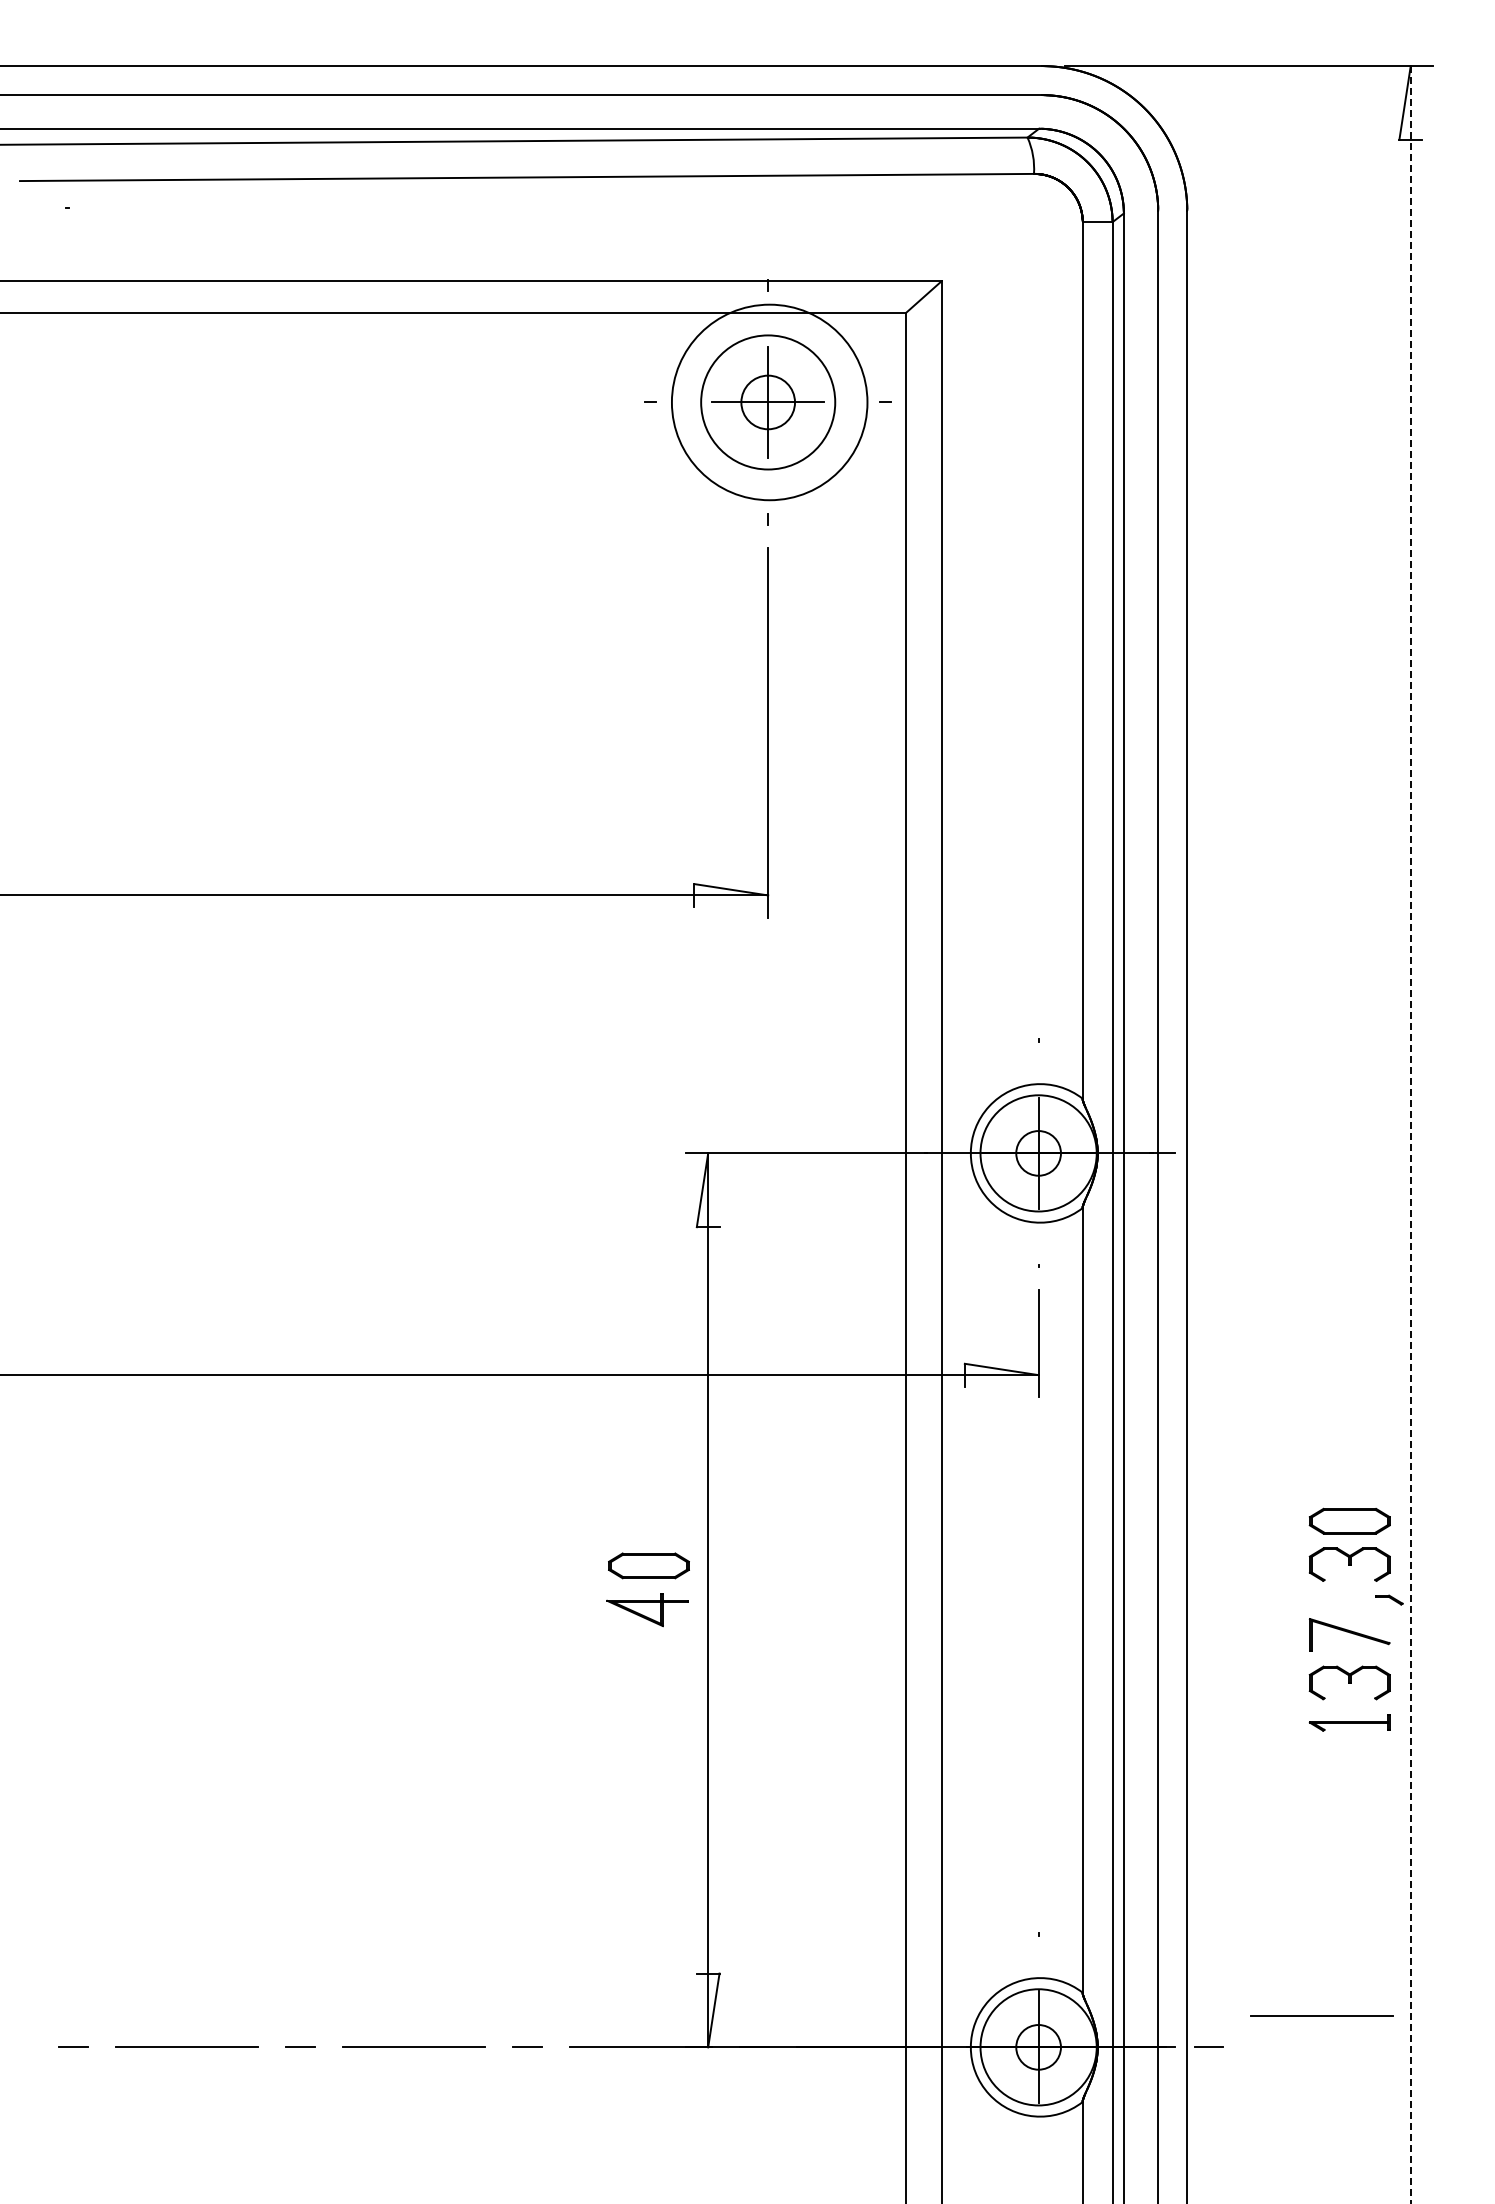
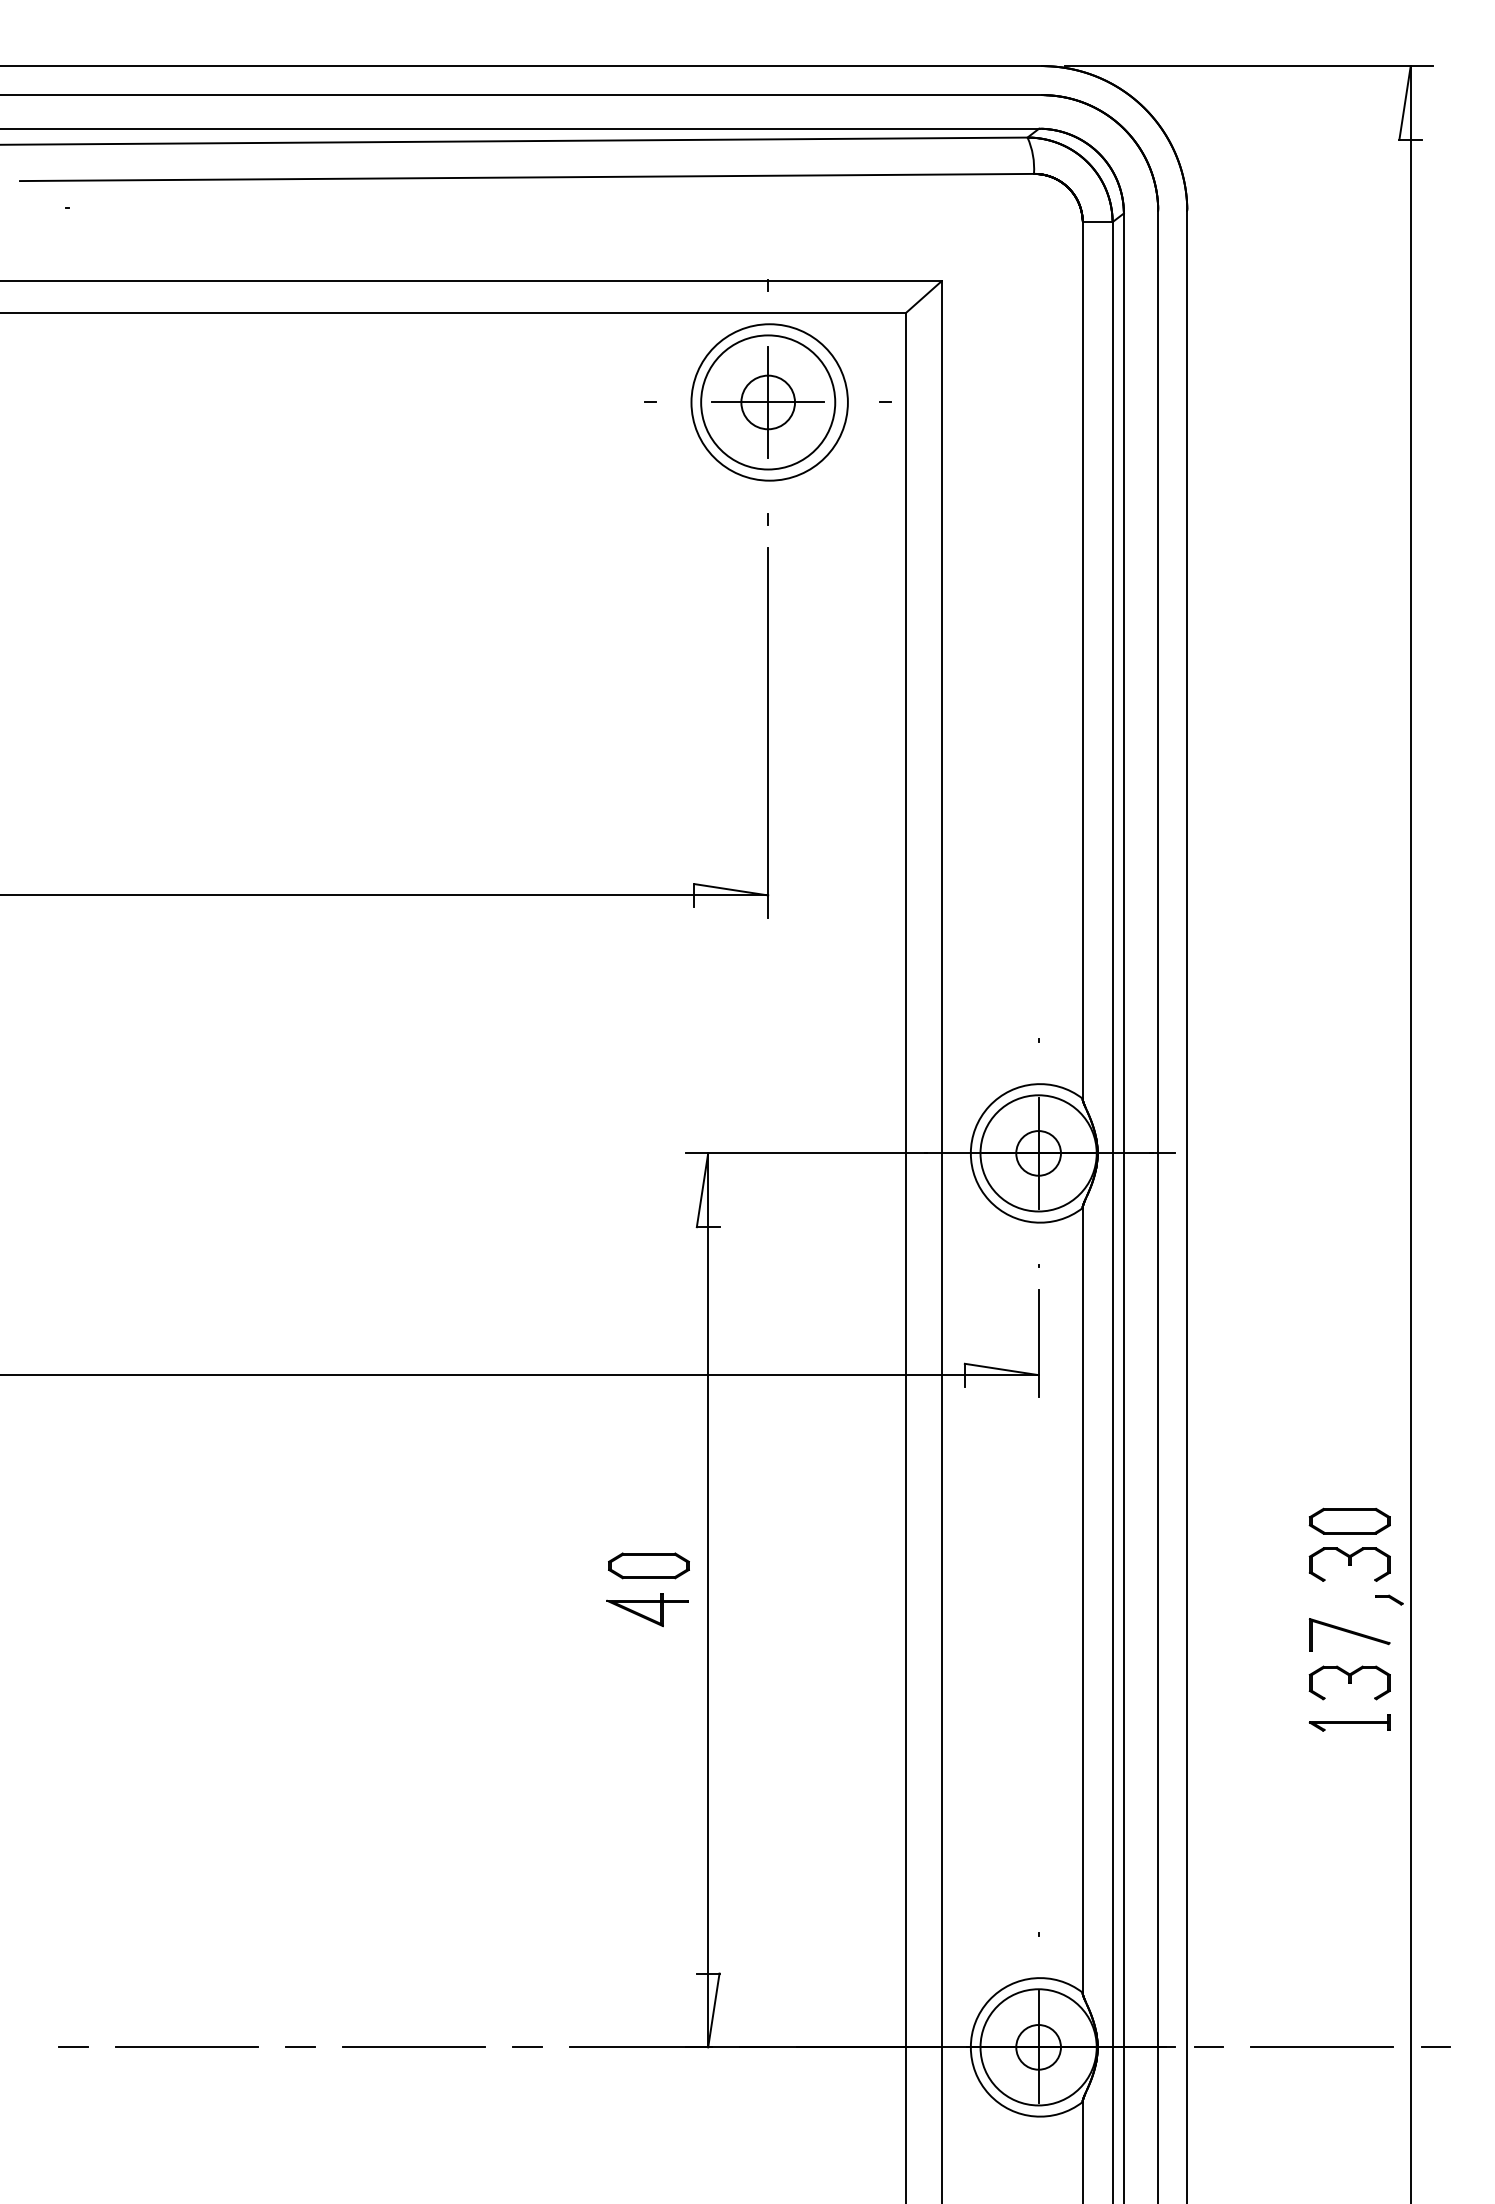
circle diameter: 196 px -> 156 px (769, 402)
line: dashed -> solid (1410, 1134)
line position: (1321, 2015) -> (1321, 2046) (1321, 2046)
line: none -> present (1435, 2047)
